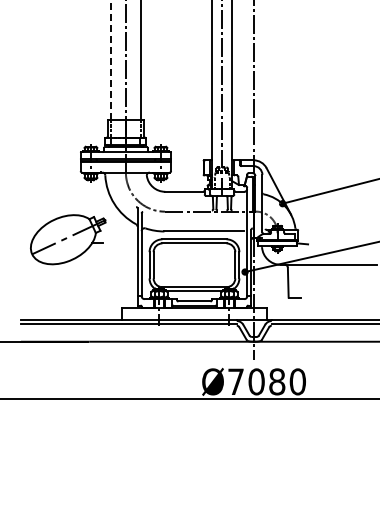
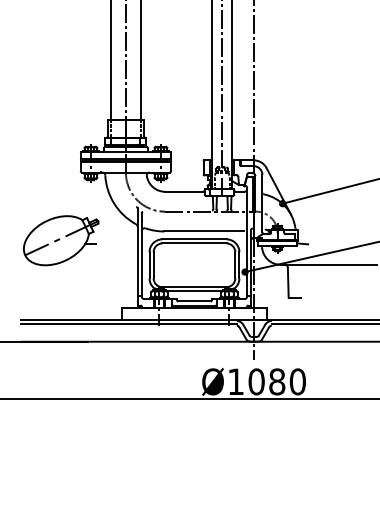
line: dashed -> solid (111, 59)
part position: (68, 239) -> (61, 240) (61, 240)
text: Ø7080 -> Ø1080 (235, 381)
